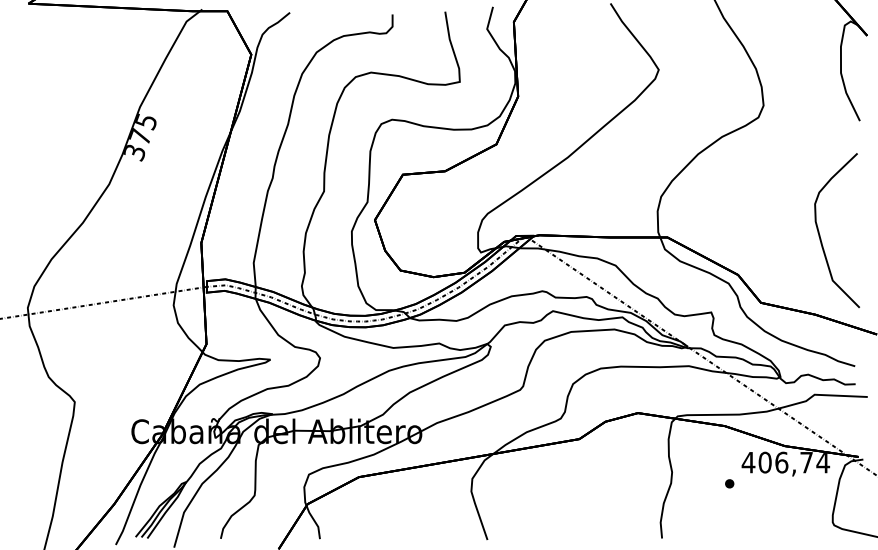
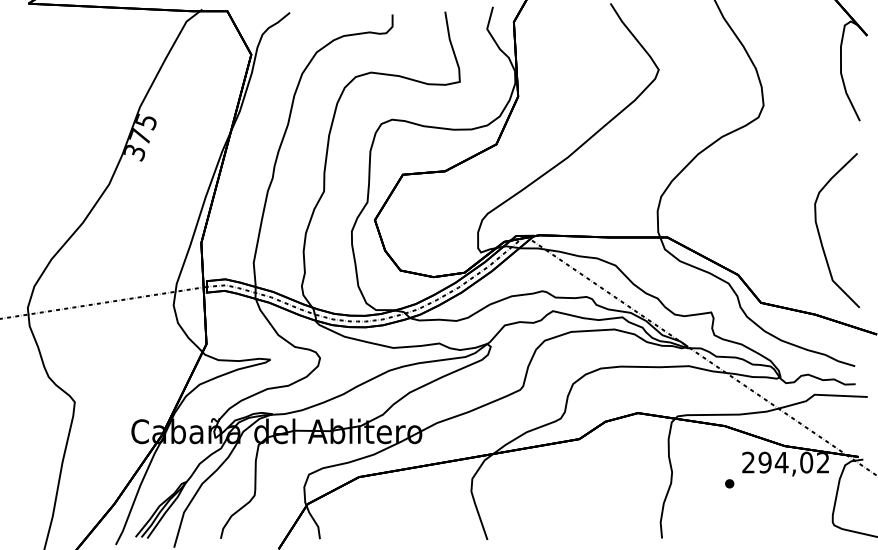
text: 406,74 -> 294,02 (785, 462)
